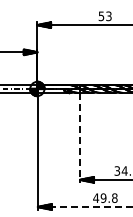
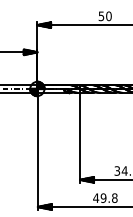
text: 53 -> 50 (108, 16)
line: dashed -> solid (80, 137)
line: dashed -> solid (85, 207)
